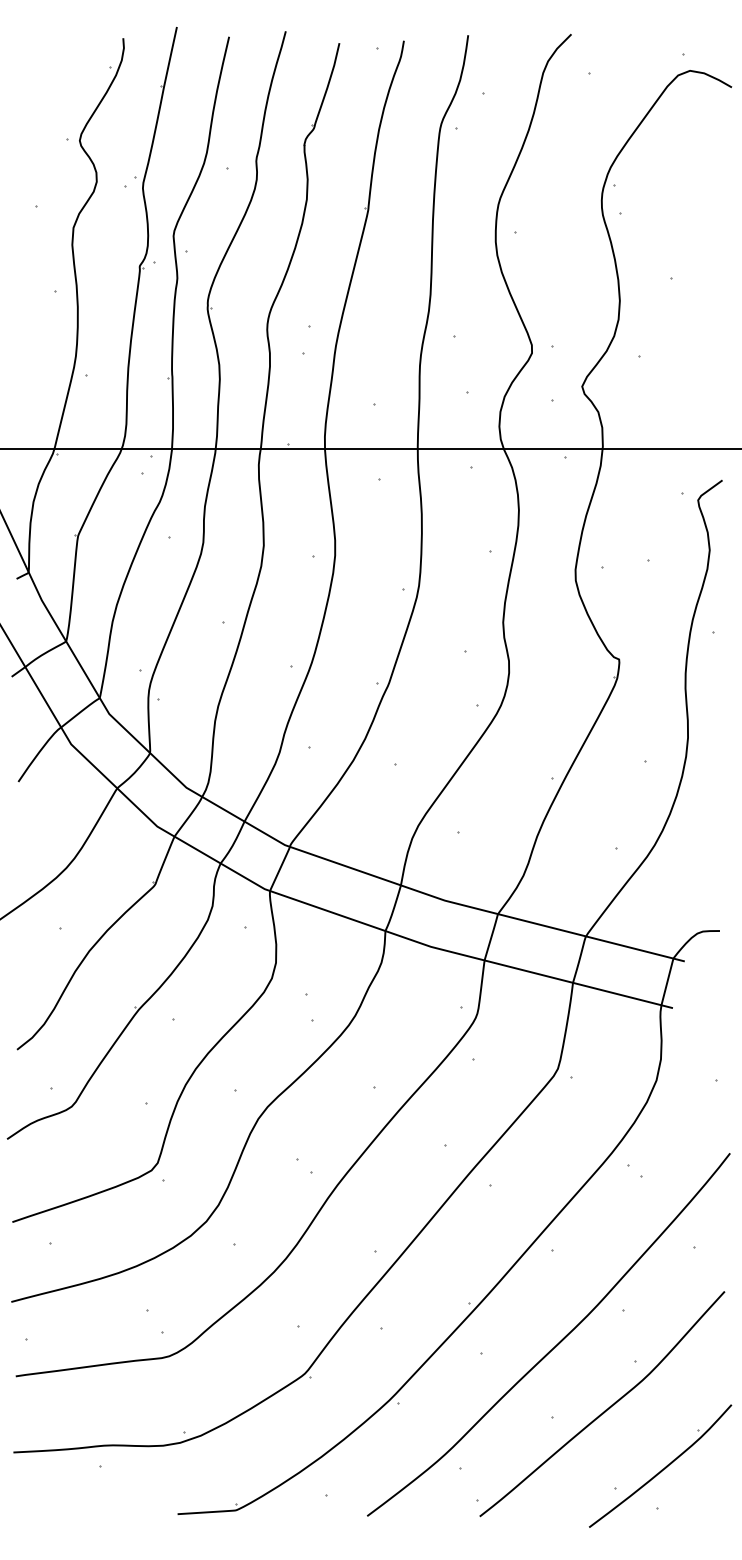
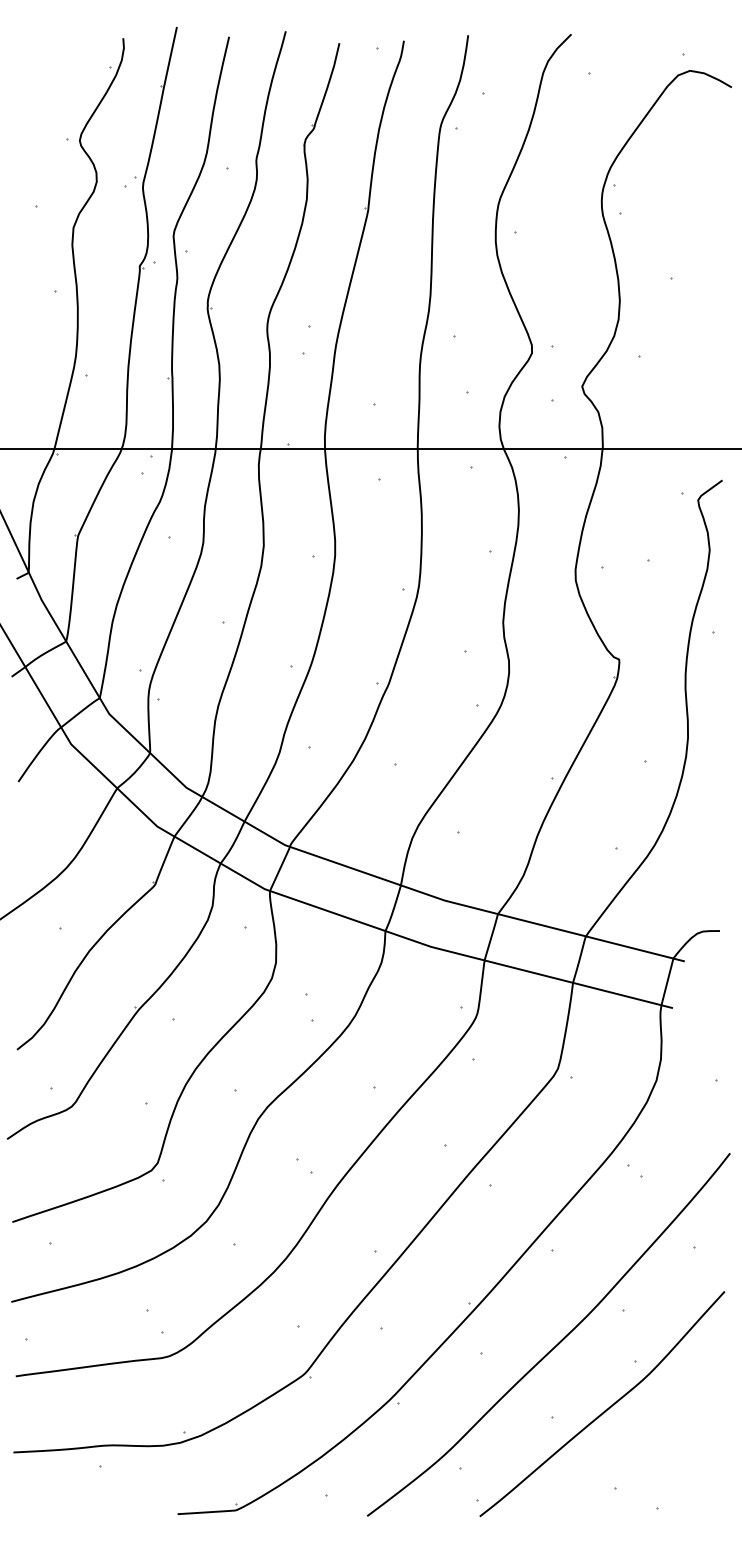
part: present -> none (660, 1465)
